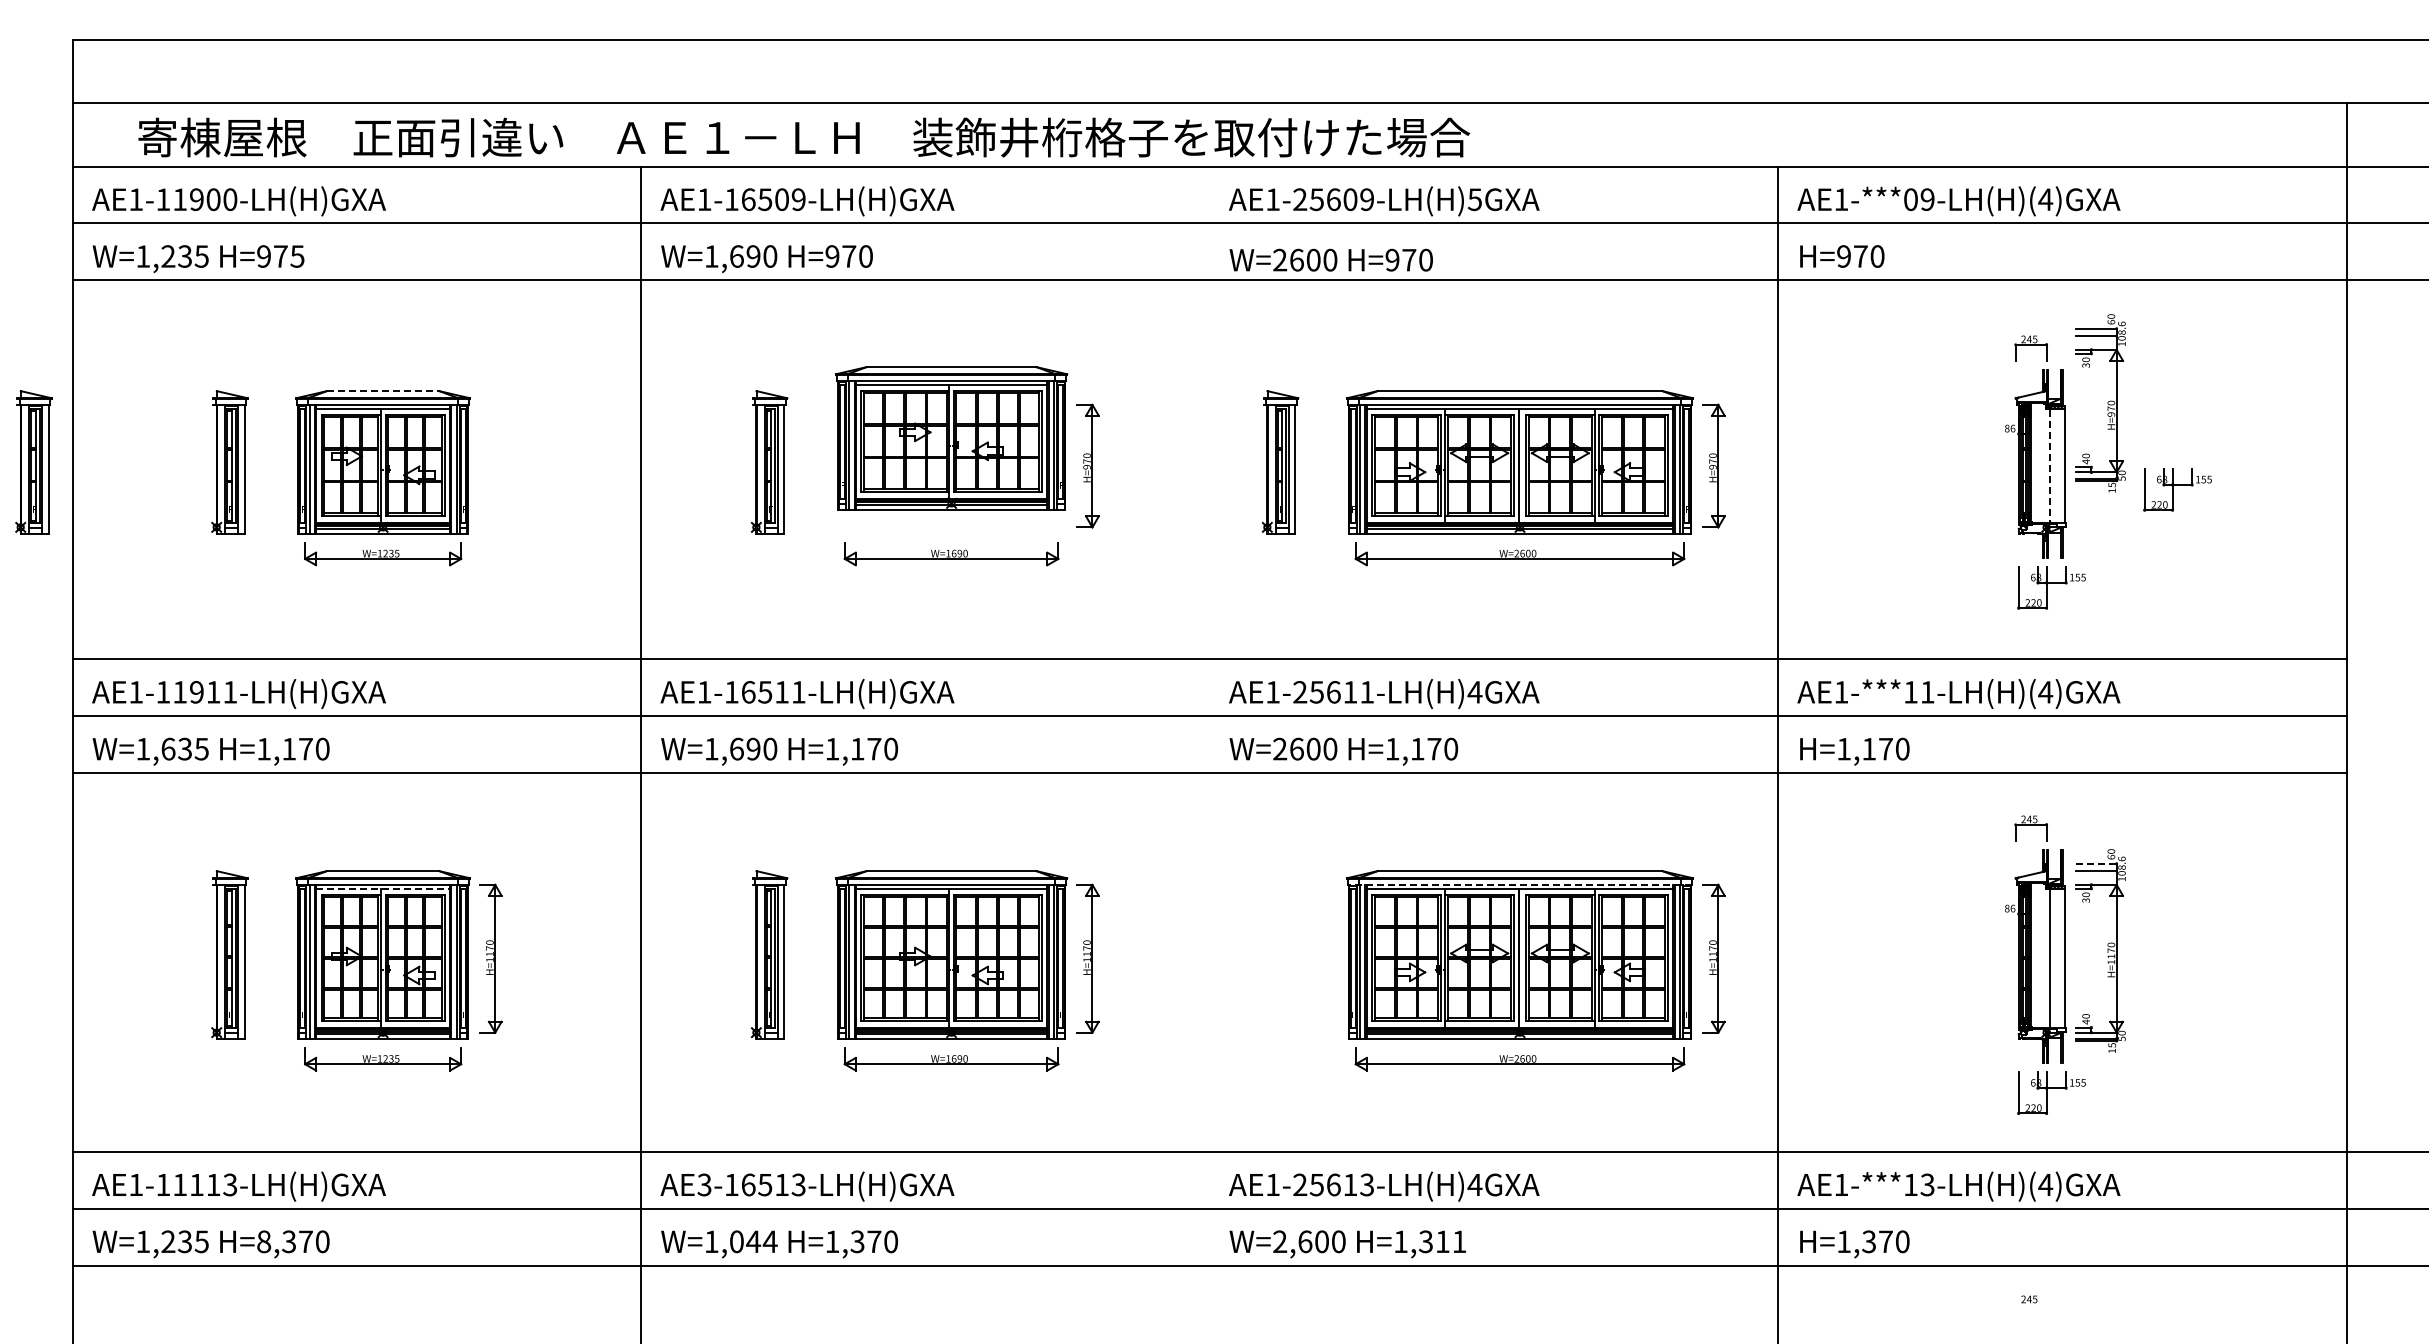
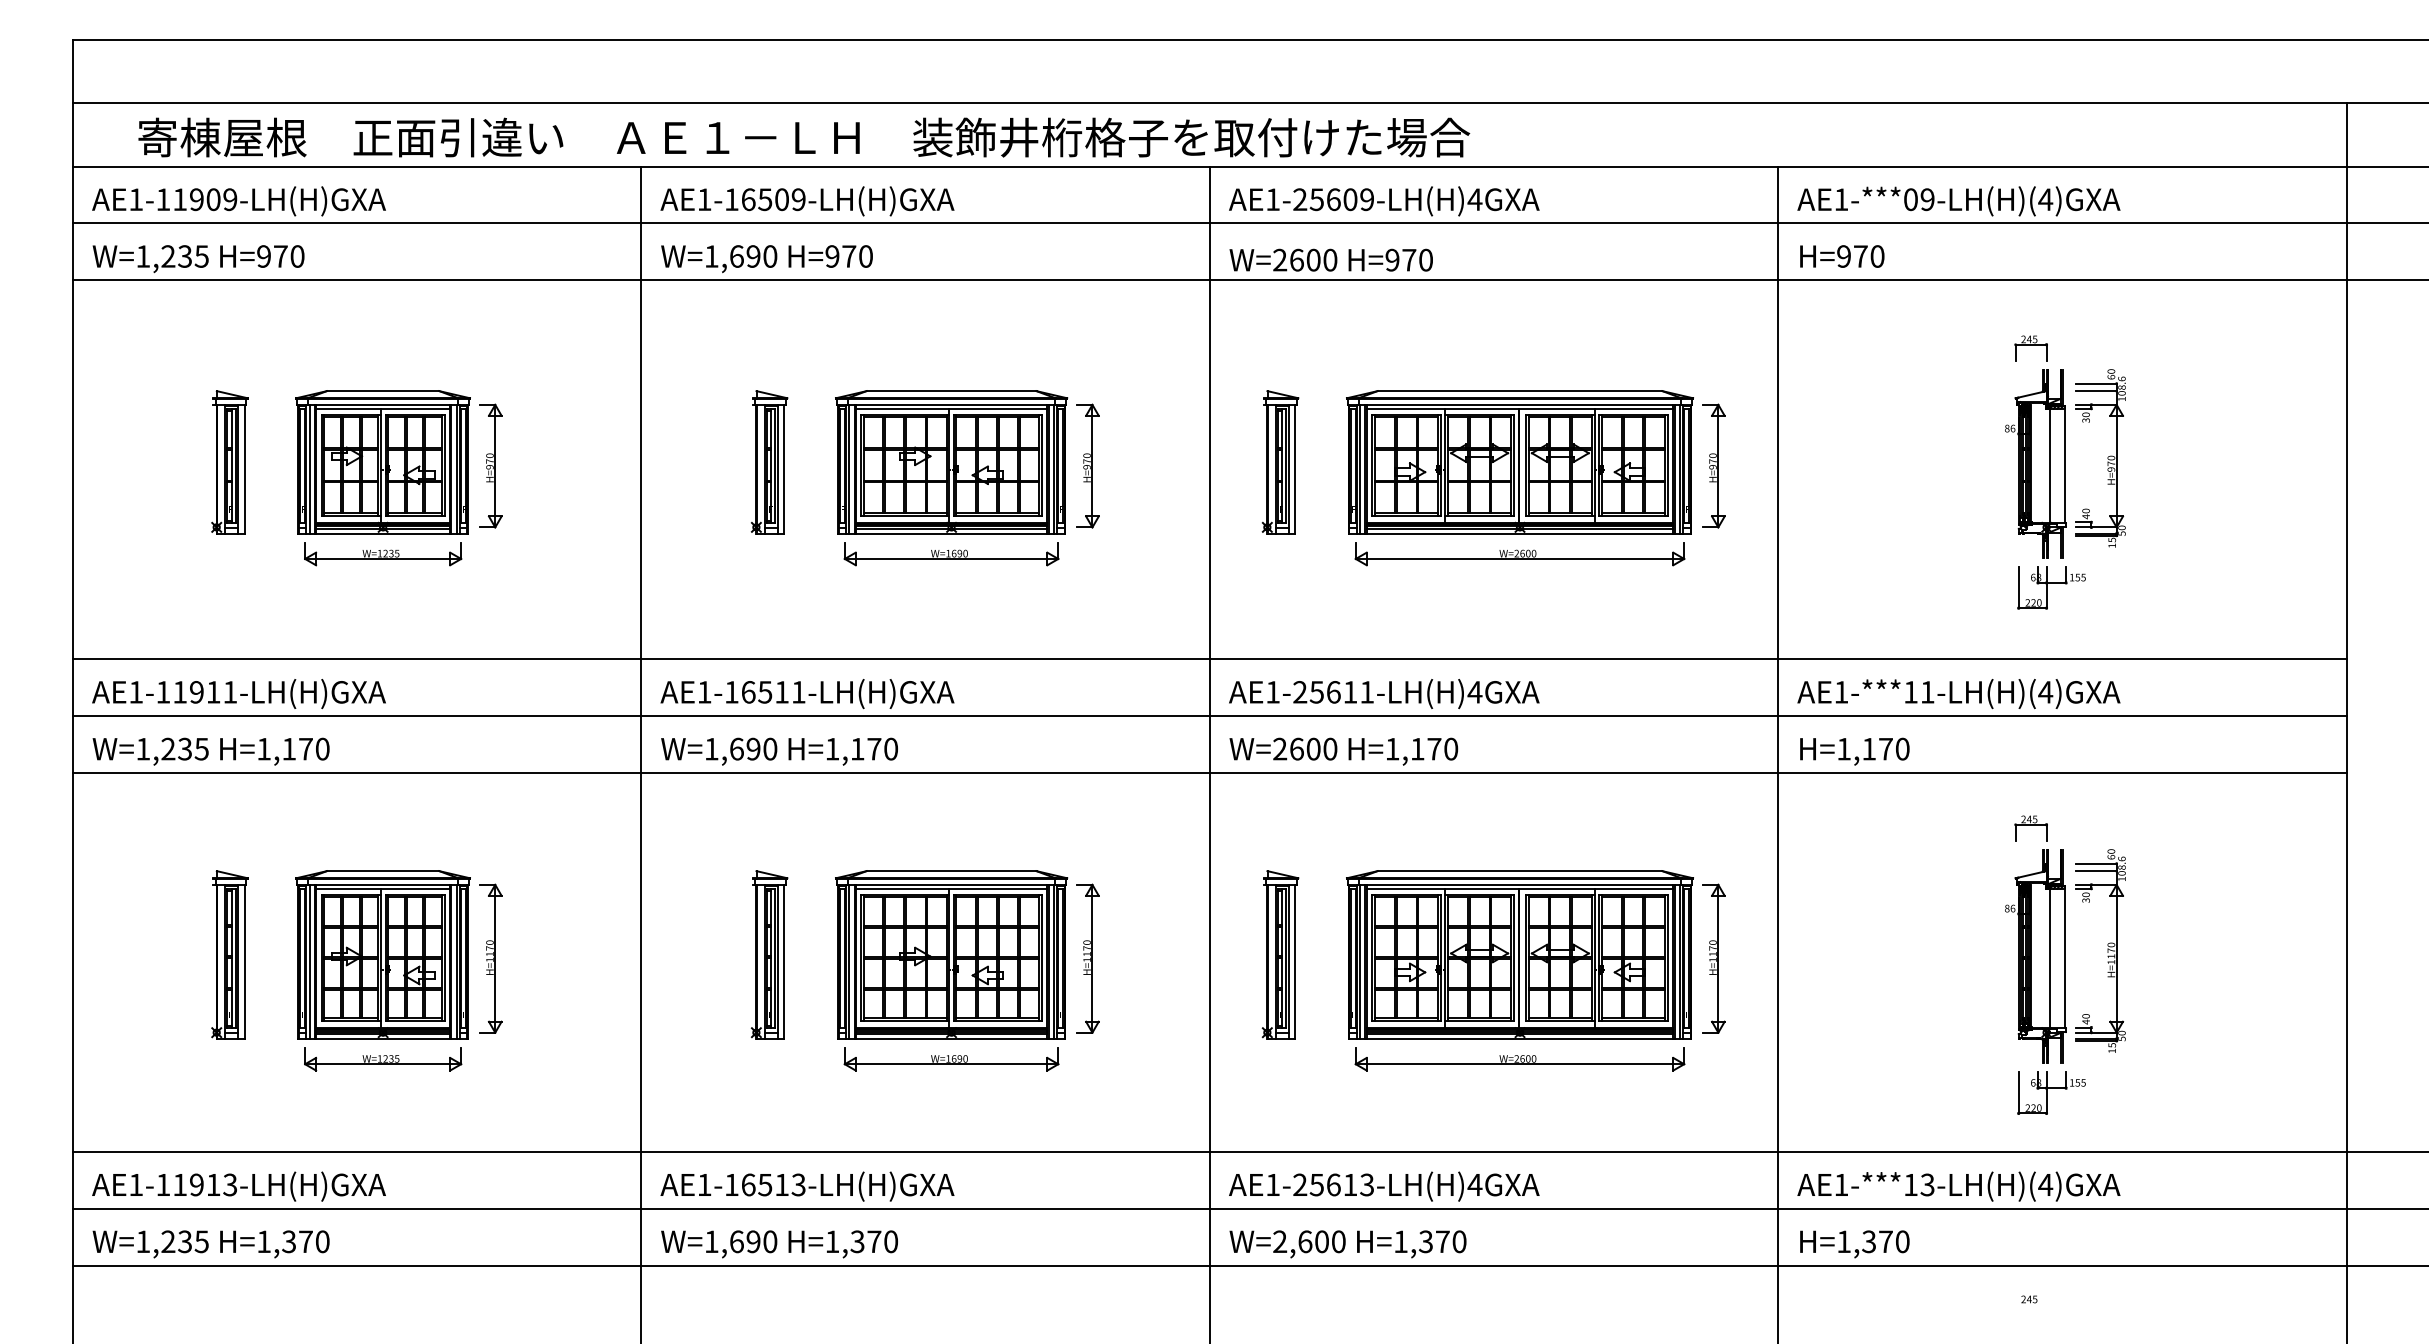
text: AE1-11900-LH(H)GXA -> AE1-11909-LH(H)GXA (230, 199)
text: AE1-25609-LH(H)5GXA -> AE1-25609-LH(H)4GXA (1474, 199)
text: H=975 -> H=970 (297, 256)
line: dashed -> solid (383, 391)
part position: (2107, 403) -> (2107, 458) (2107, 458)
part position: (951, 438) -> (951, 462) (951, 462)
part: present -> none (33, 462)
part: none -> present (490, 465)
line: dashed -> solid (2050, 466)
part: present -> none (2177, 489)
text: W=1,635 -> W=1,235 (168, 748)
line: none -> present (1209, 753)
line: dashed -> solid (2096, 863)
line: dashed -> solid (1520, 884)
line: dashed -> solid (383, 889)
part: none -> present (1280, 954)
text: AE1-11113-LH(H)GXA -> AE1-11913-LH(H)GXA (196, 1184)
text: AE3-16513-LH(H)GXA -> AE1-16513-LH(H)GXA (704, 1184)
text: H=8,370 -> H=1,370 (264, 1241)
text: W=1,044 -> W=1,690 (753, 1241)
text: H=1,311 -> H=1,370 (1451, 1241)
